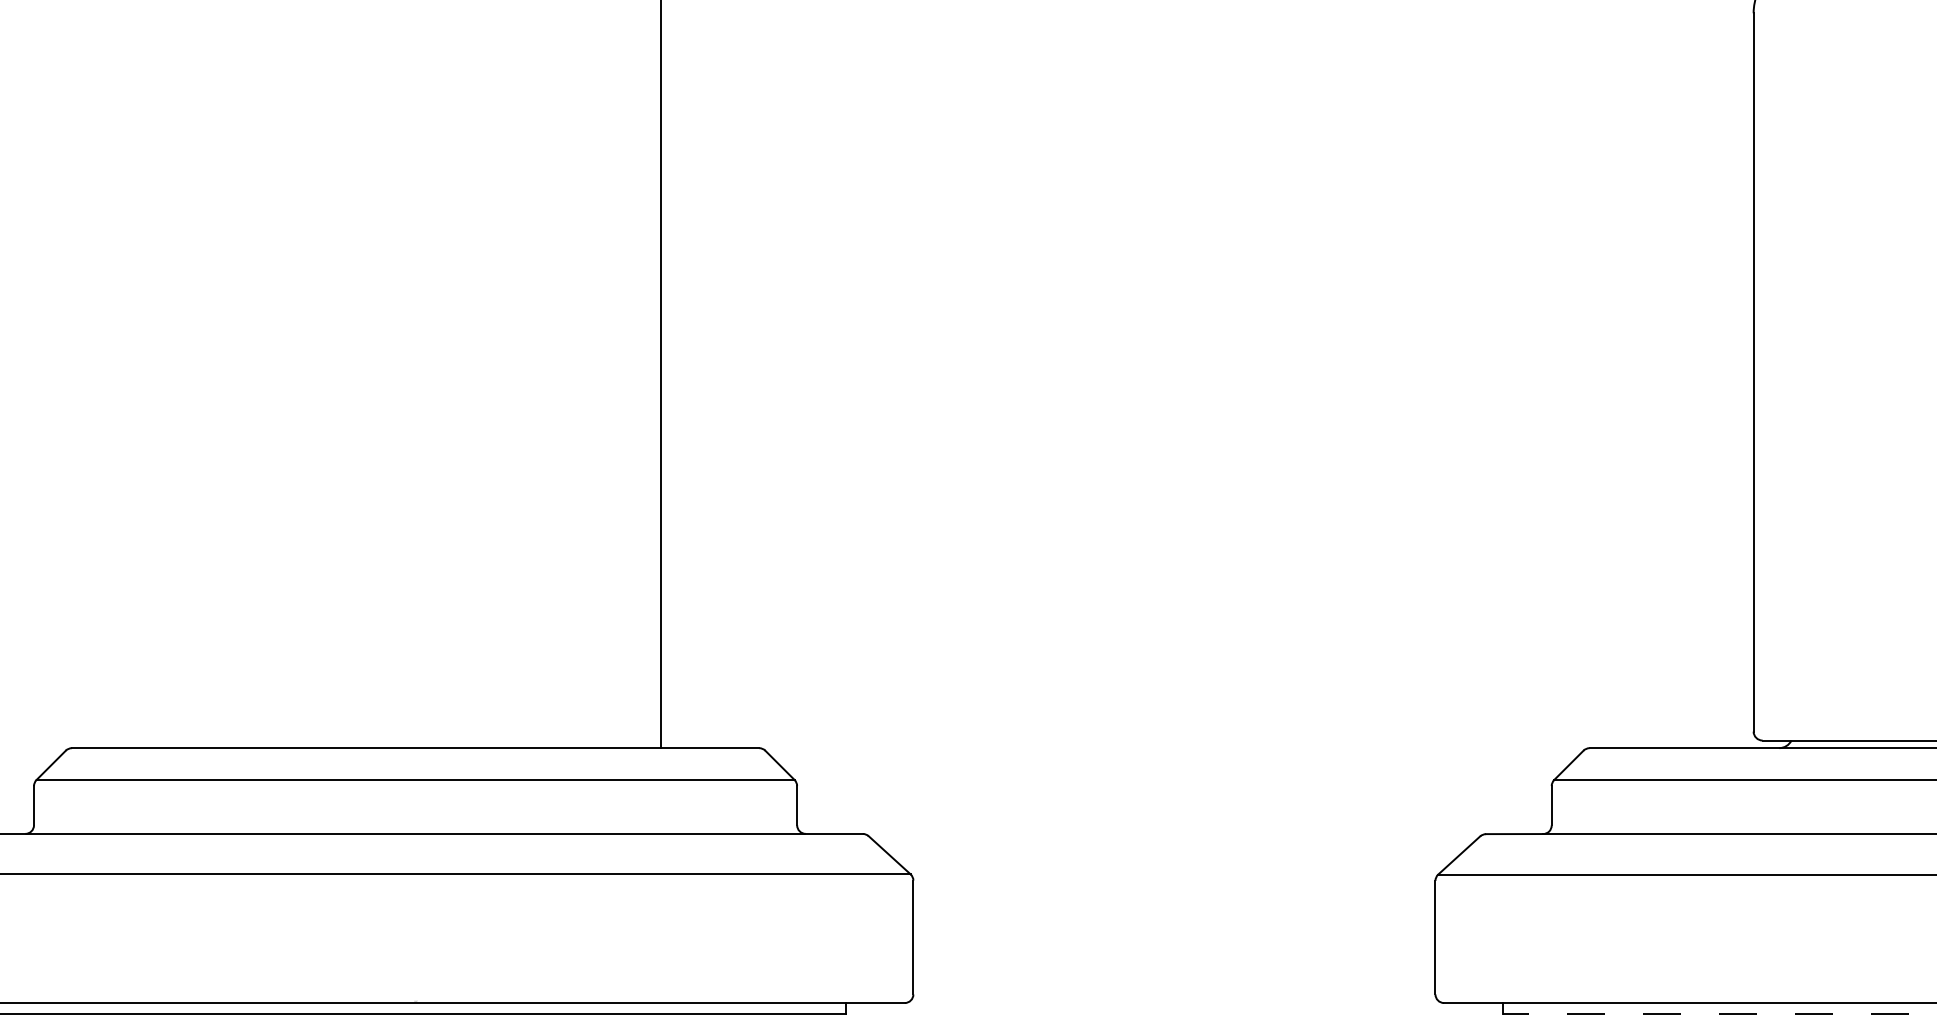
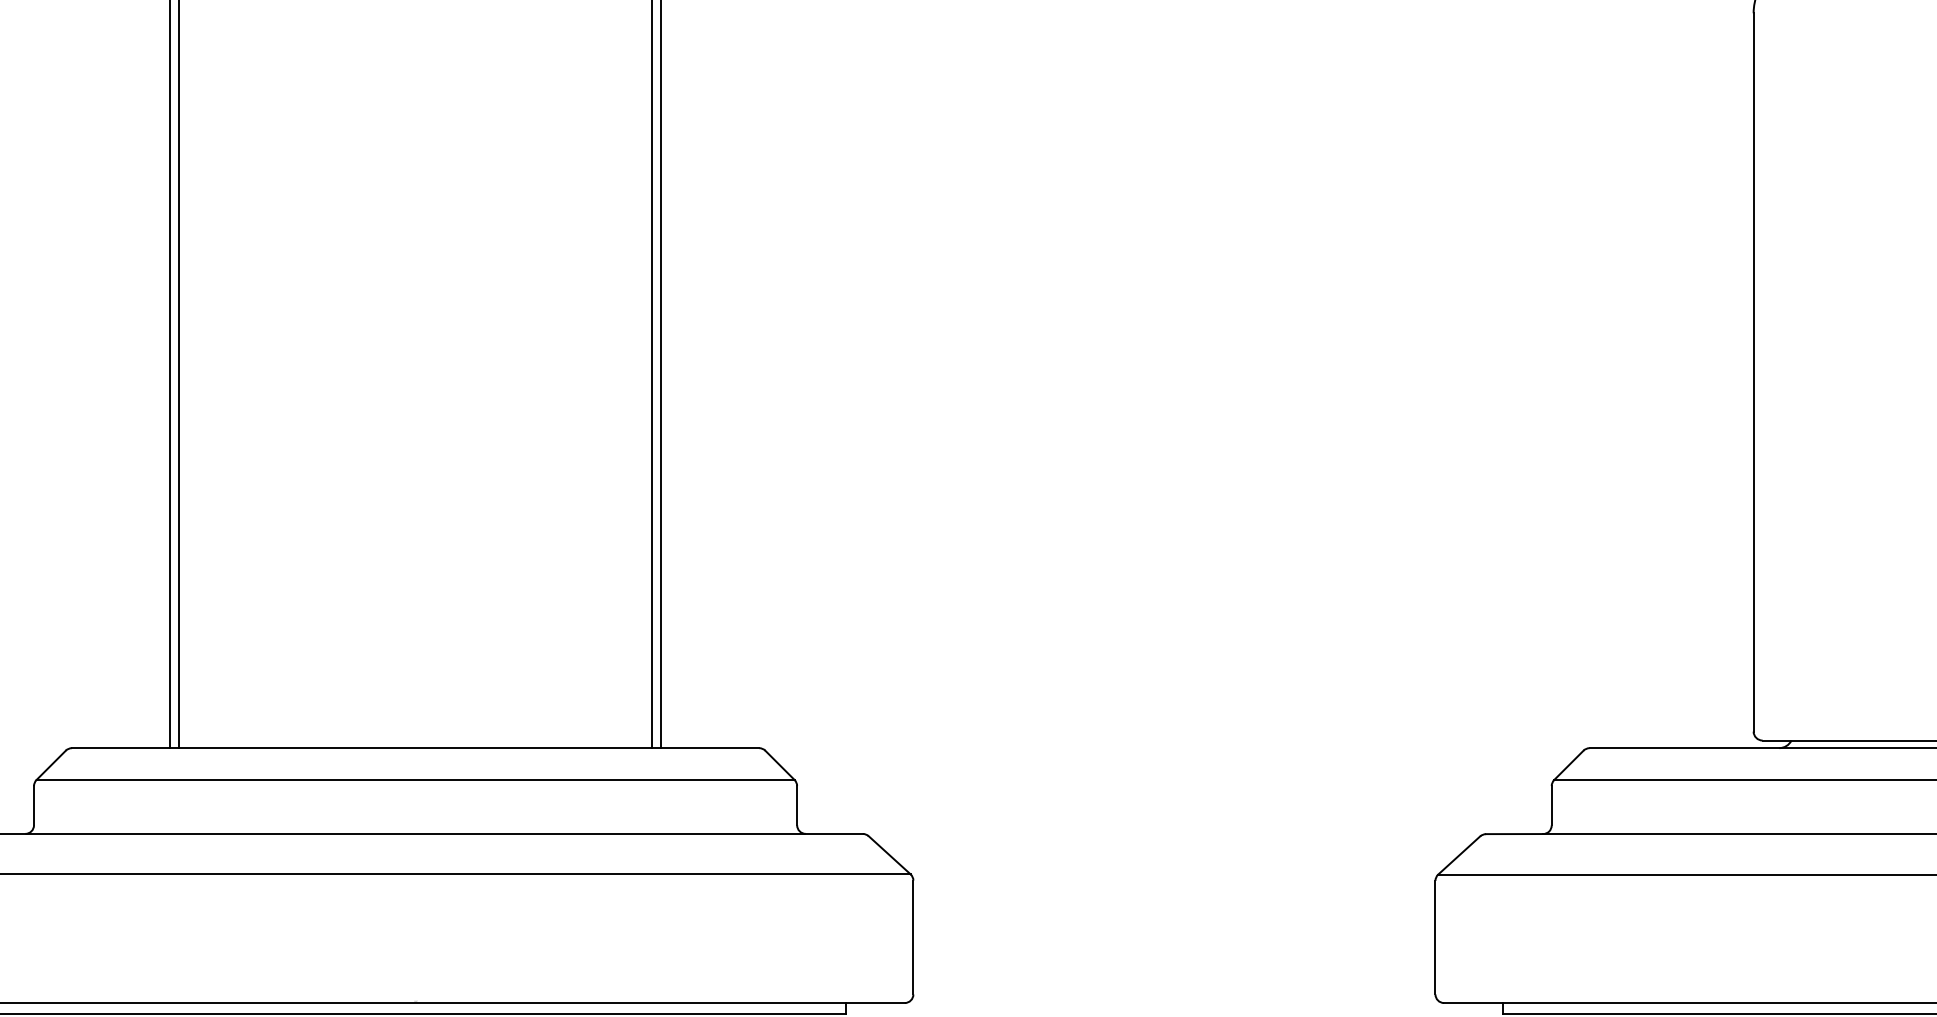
line: none -> present (170, 375)
line: none -> present (178, 375)
line: none -> present (652, 375)
line: dashed -> solid (1719, 1014)
